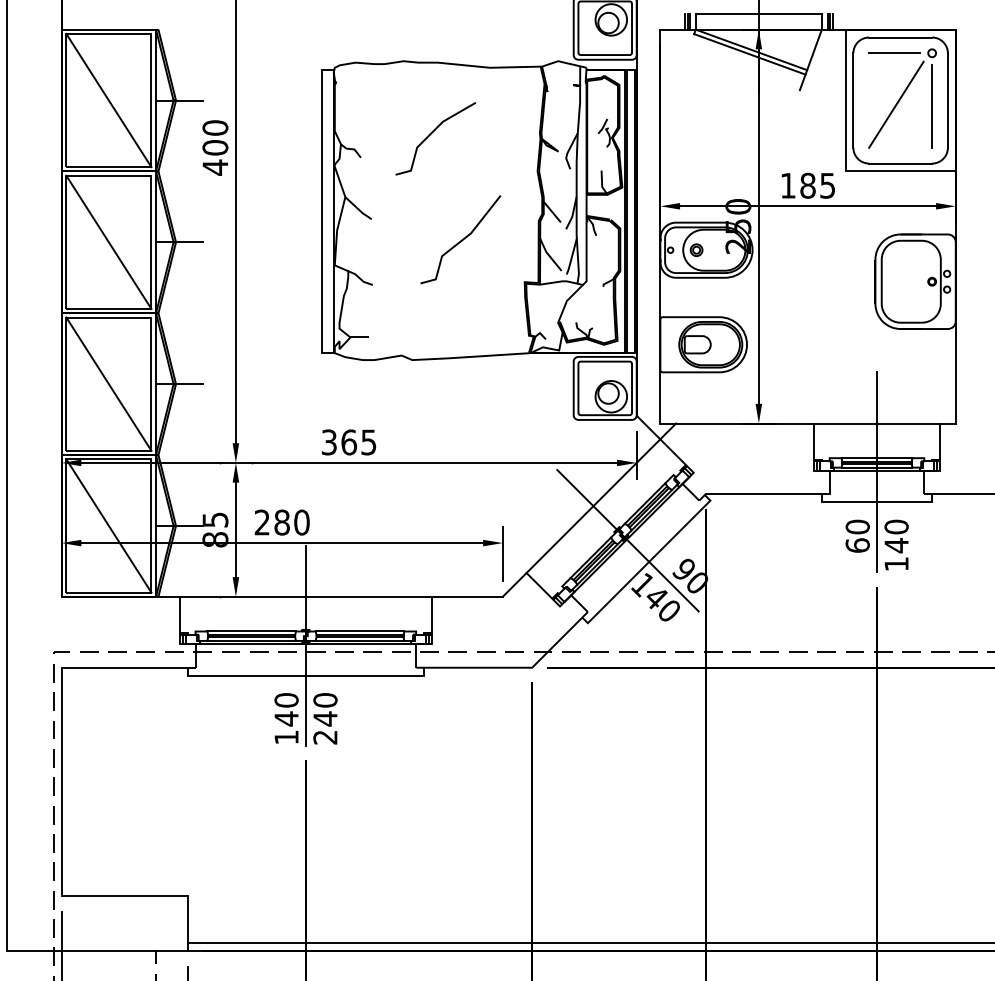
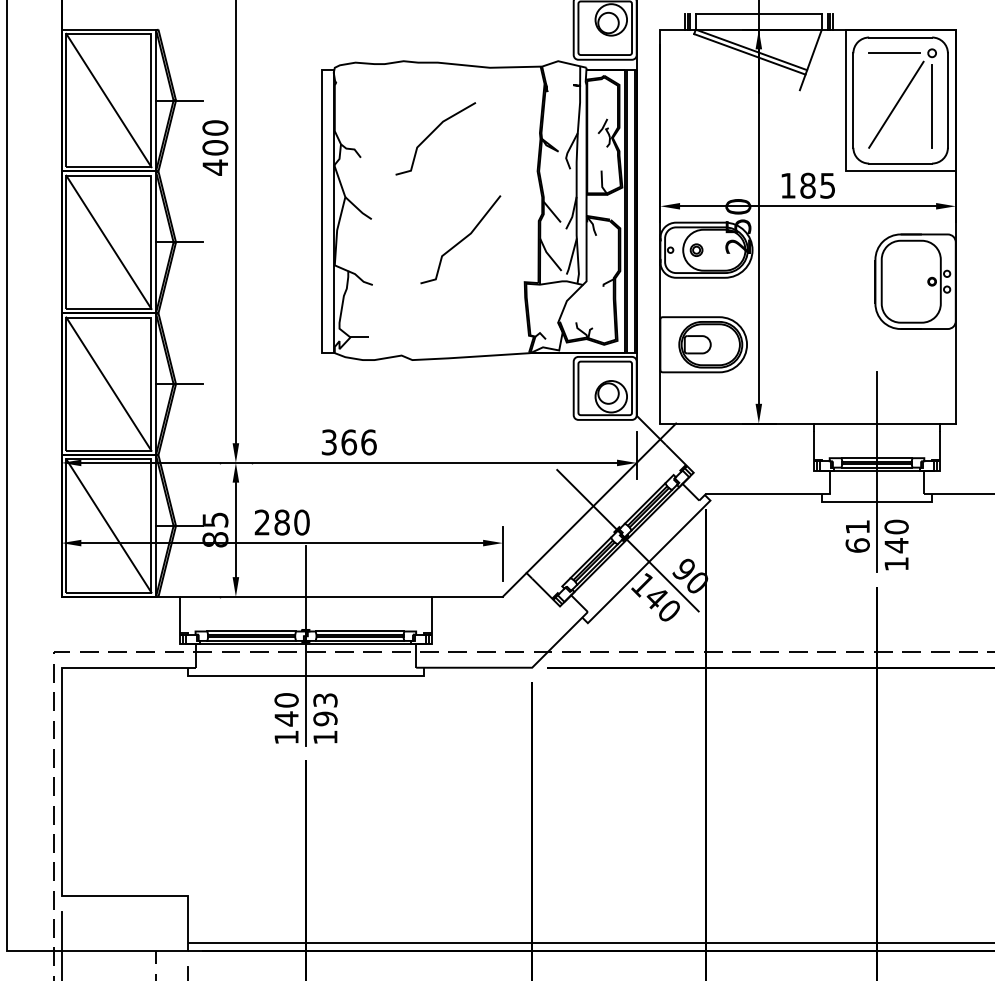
text: 365 -> 366 (368, 442)
text: 60 -> 61 (857, 526)
text: 240 -> 193 (325, 718)
